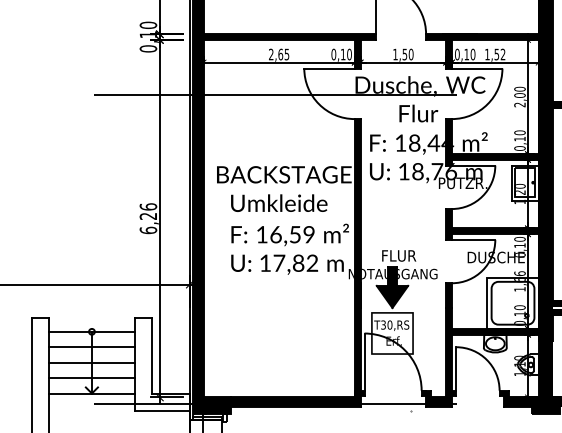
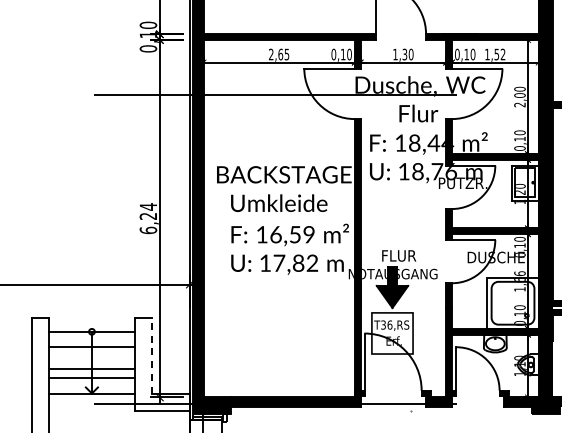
text: 1,50 -> 1,30 (404, 53)
text: 6,26 -> 6,24 (148, 206)
text: T30,RS -> T36,RS (389, 324)
line: solid -> dashed (151, 355)
line position: (91, 362) -> (91, 368) (91, 368)
